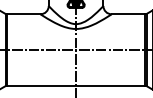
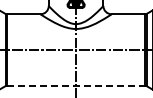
line: solid -> dashed (76, 85)
